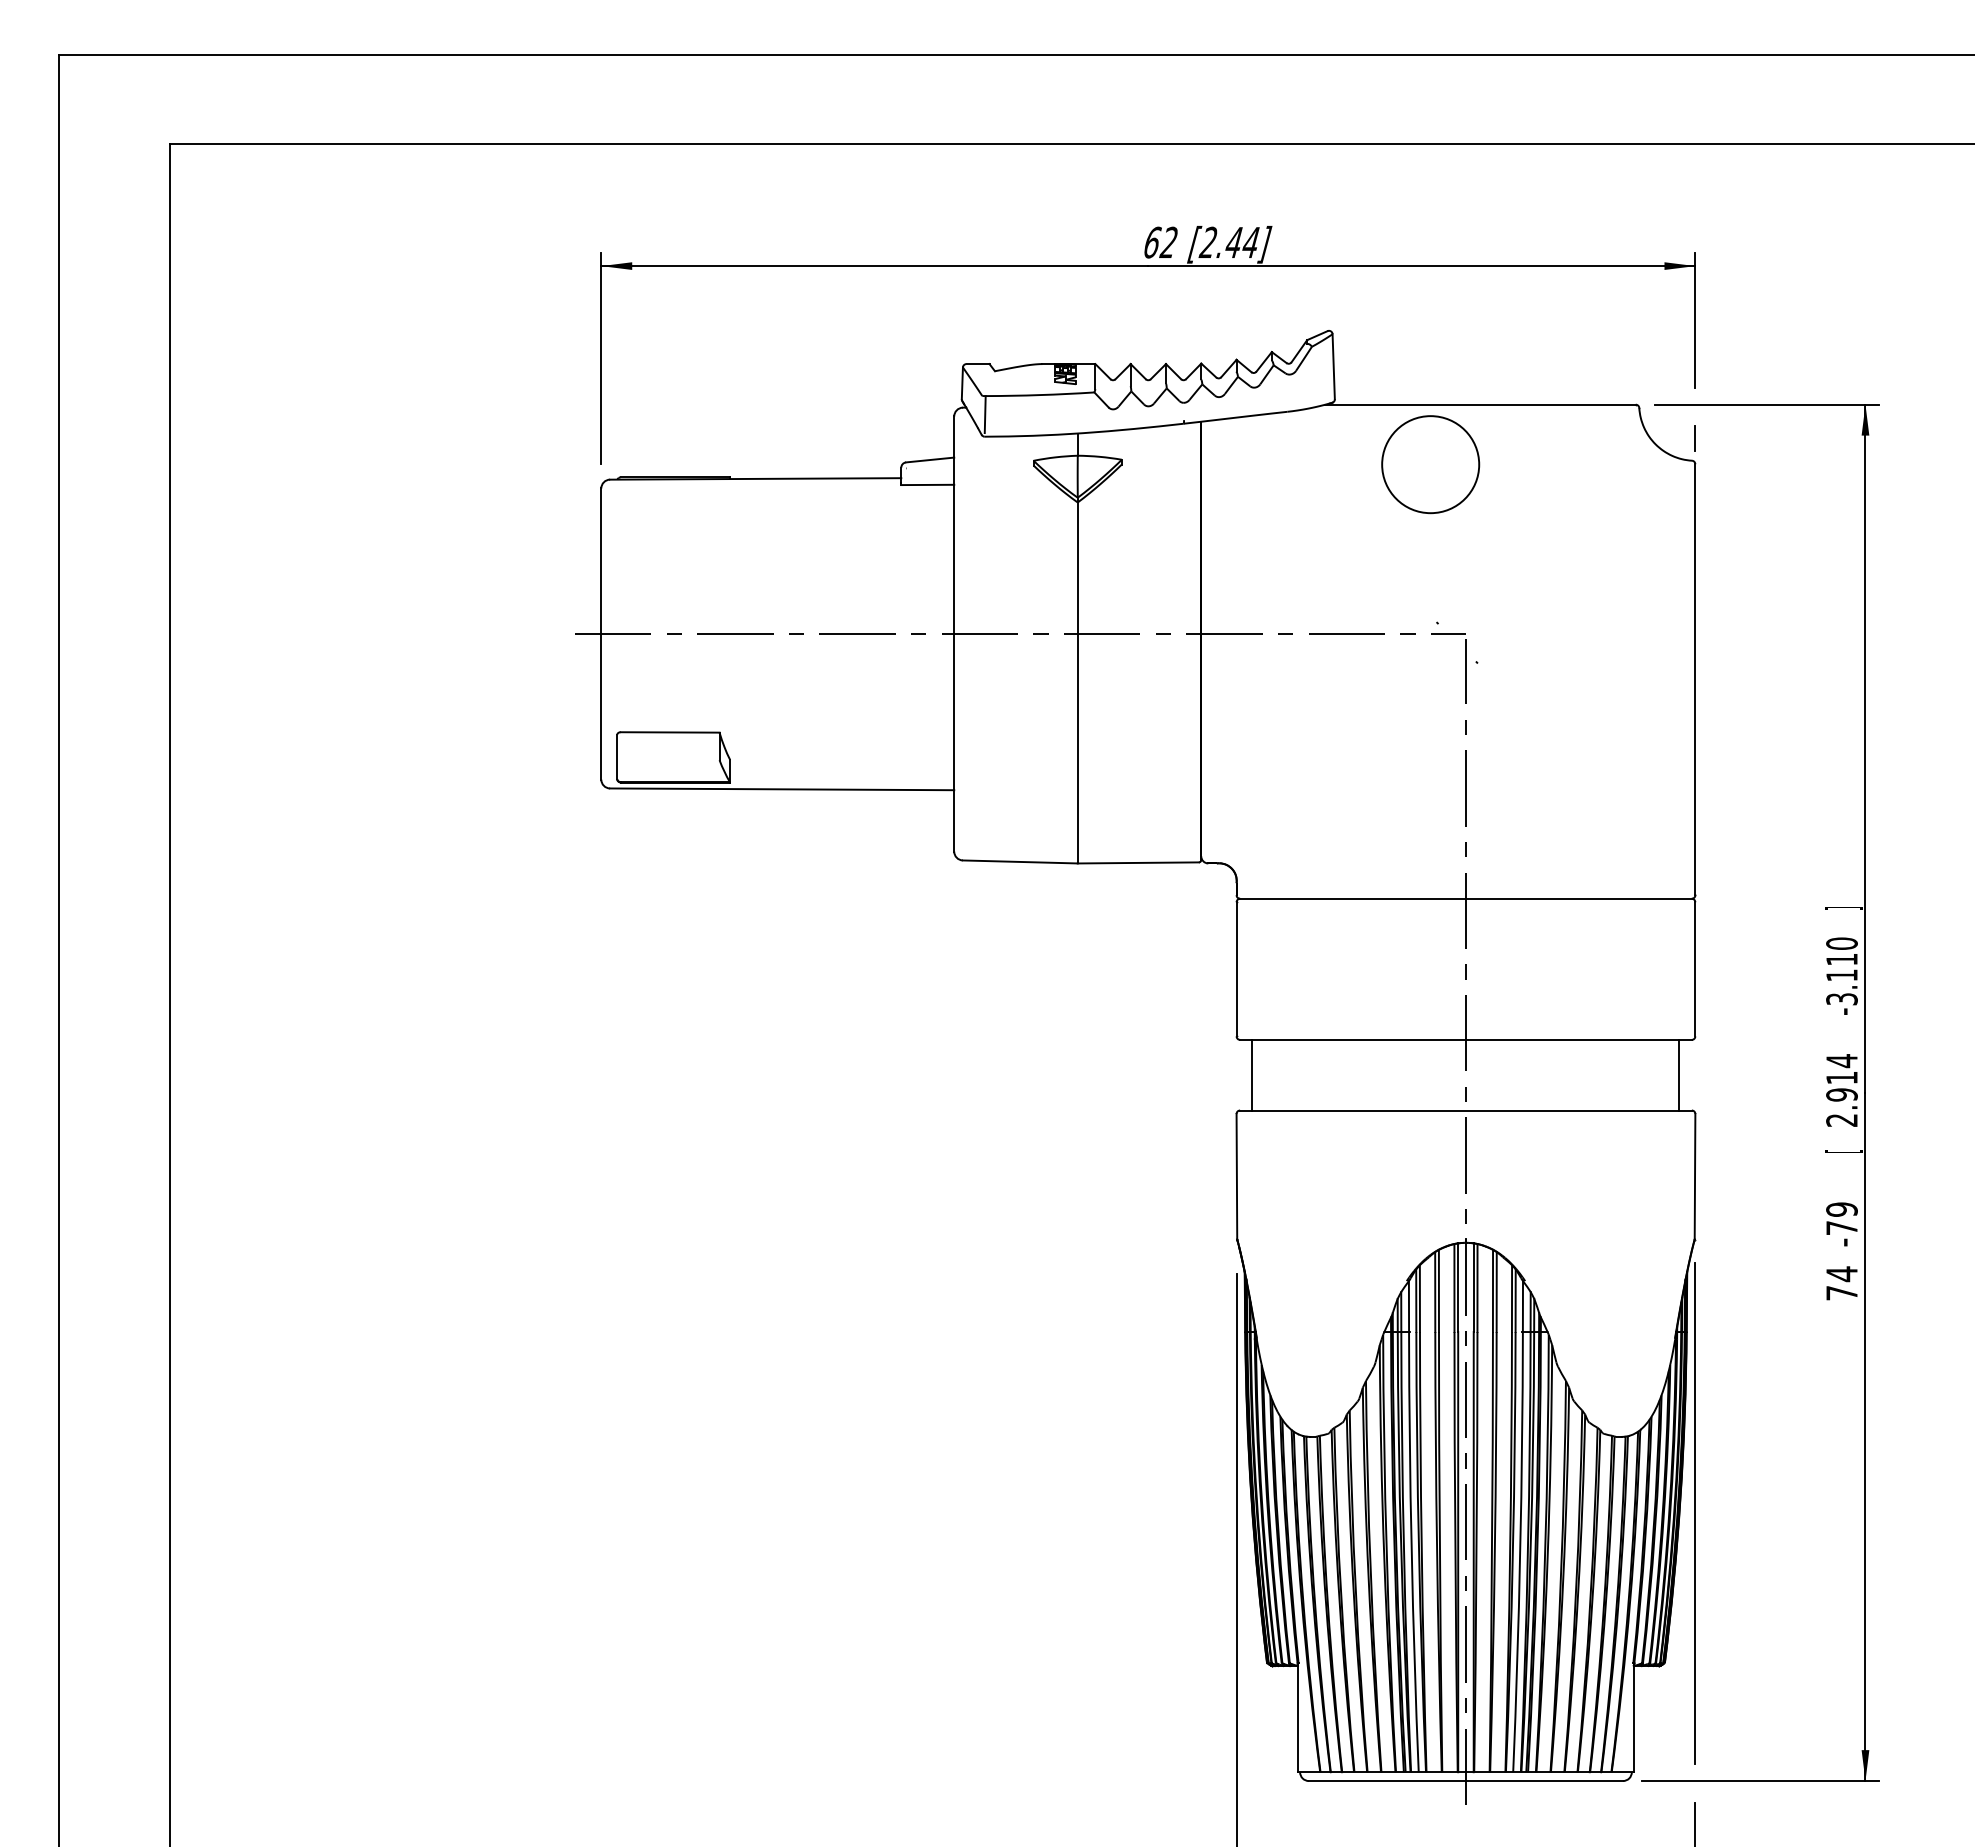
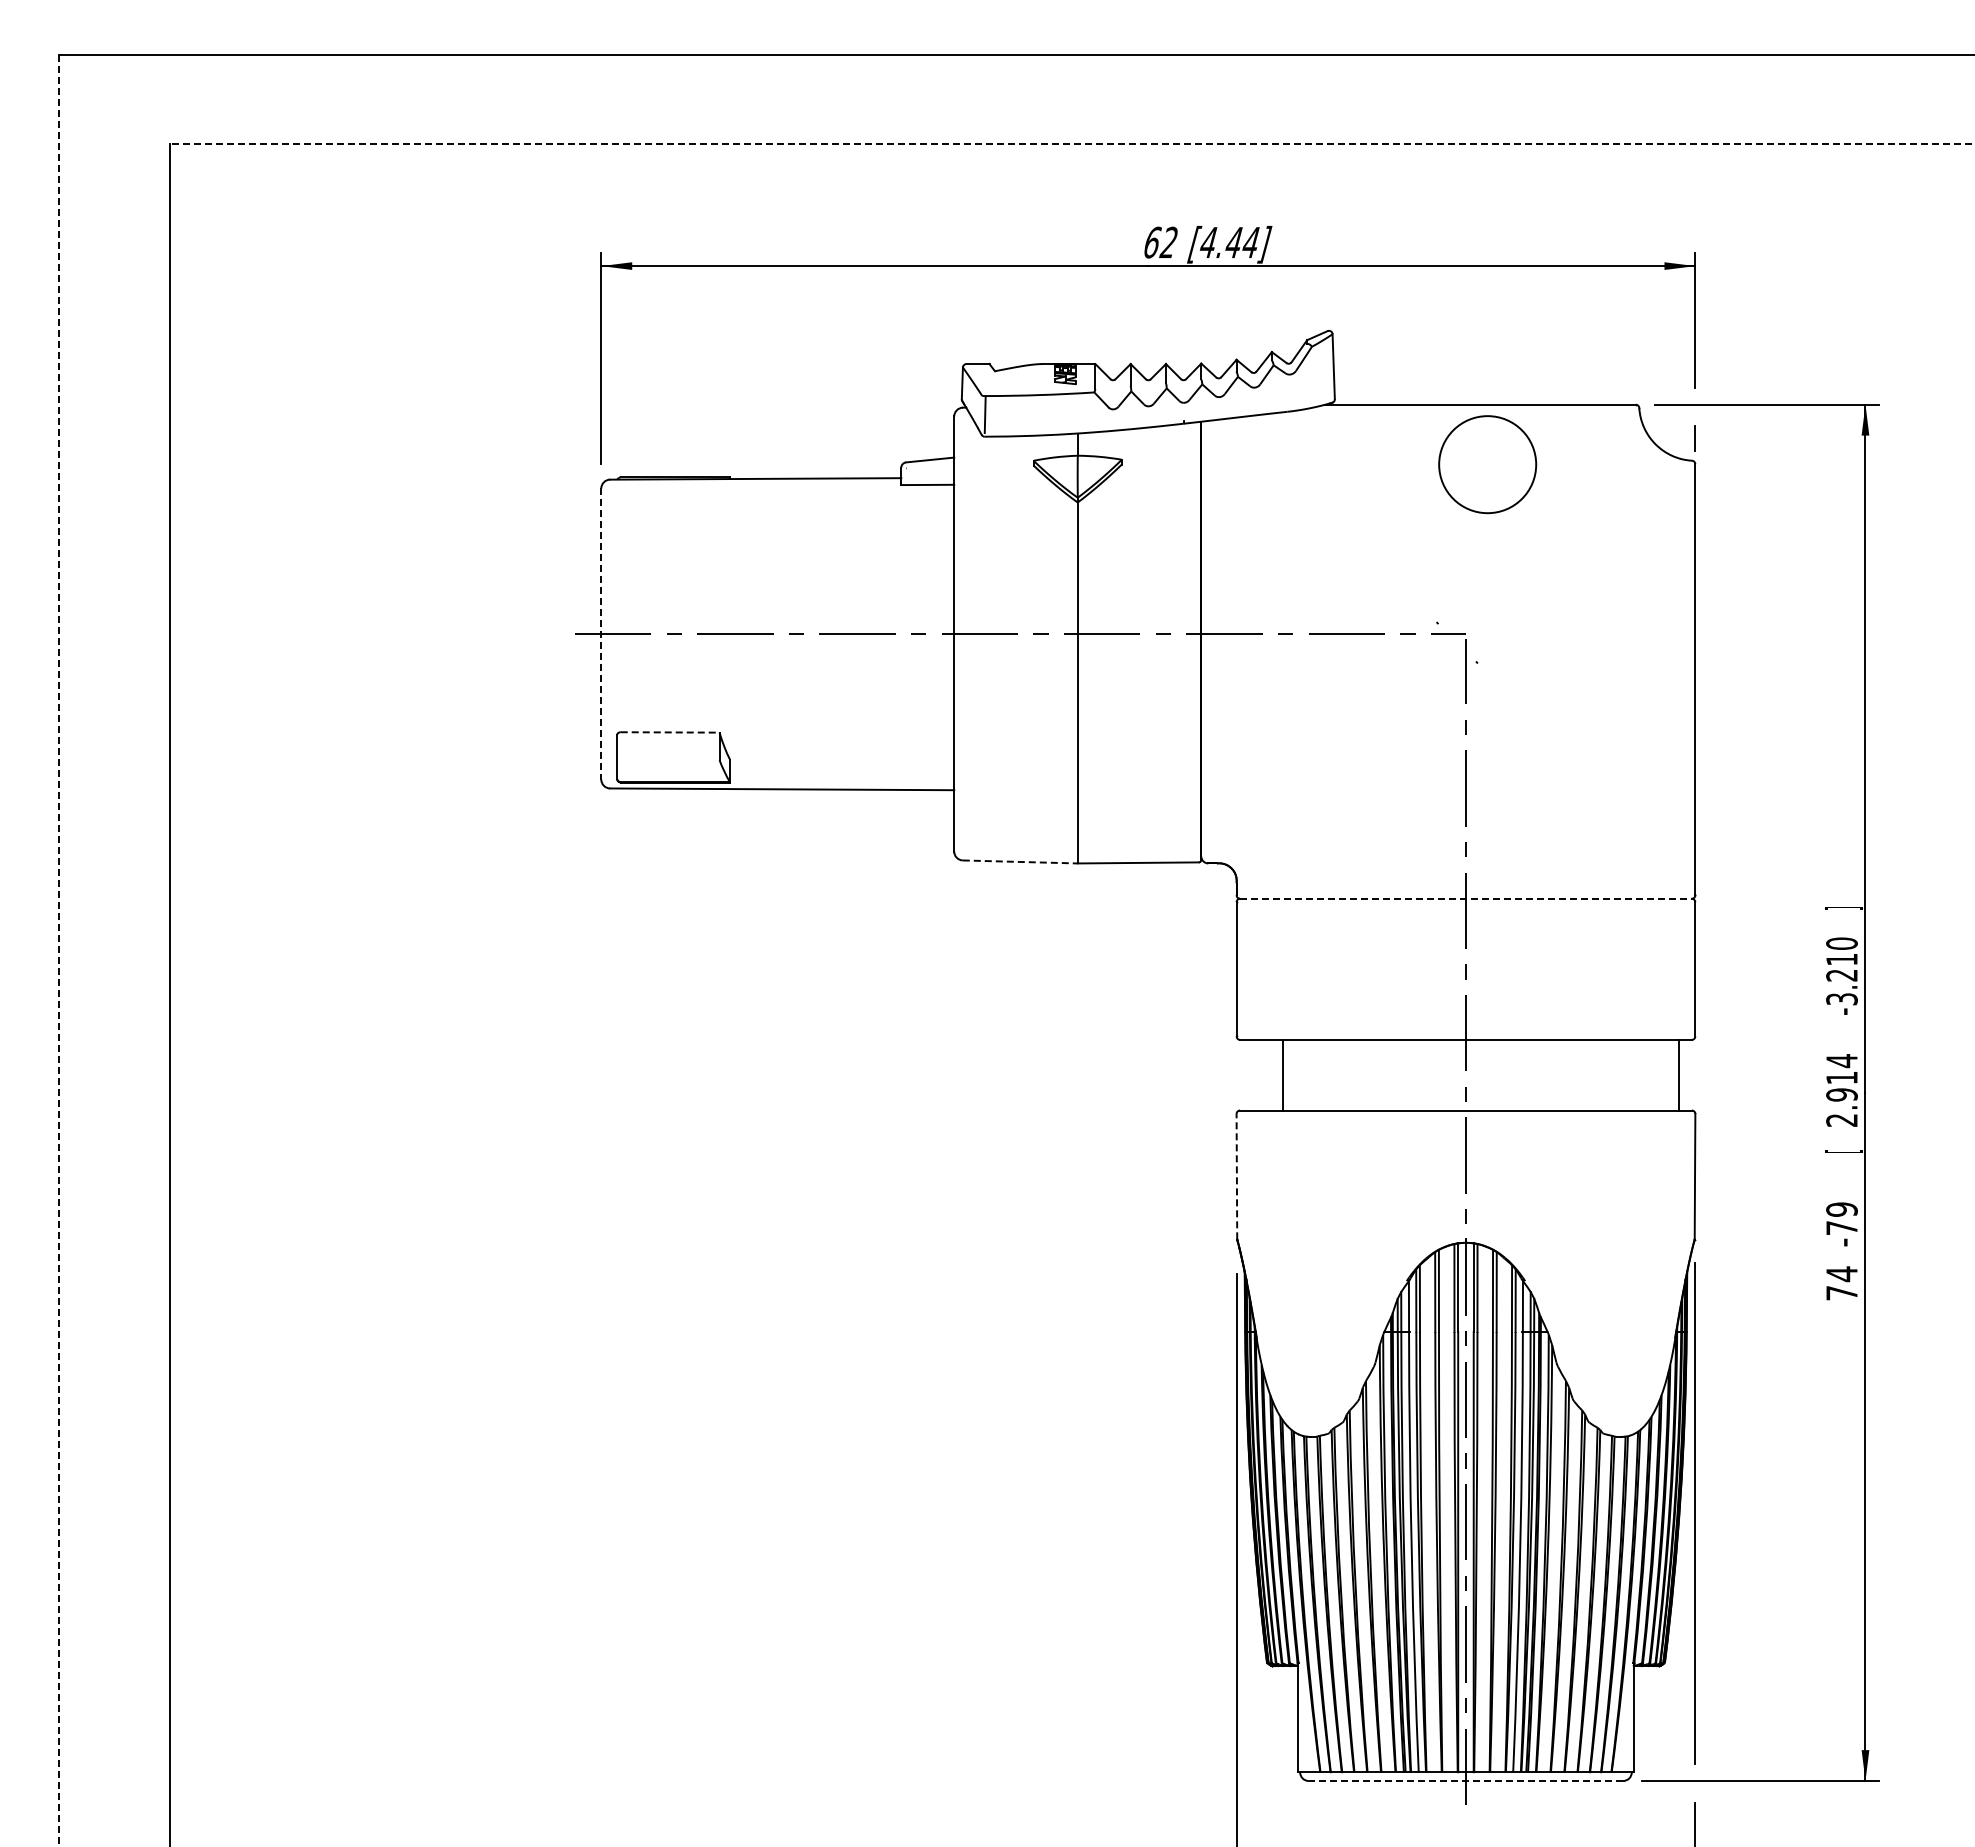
line: solid -> dashed (1071, 143)
text: [2.44] -> [4.44] (1207, 241)
circle position: (1430, 464) -> (1487, 464) (1487, 464)
line: solid -> dashed (601, 634)
line: solid -> dashed (670, 732)
line: solid -> dashed (1020, 861)
line: solid -> dashed (1465, 898)
line: solid -> dashed (59, 951)
text: -3.110 -> -3.210 (1841, 975)
line position: (1252, 1074) -> (1283, 1074) (1283, 1074)
line: solid -> dashed (1236, 1176)
line: solid -> dashed (1465, 1781)
